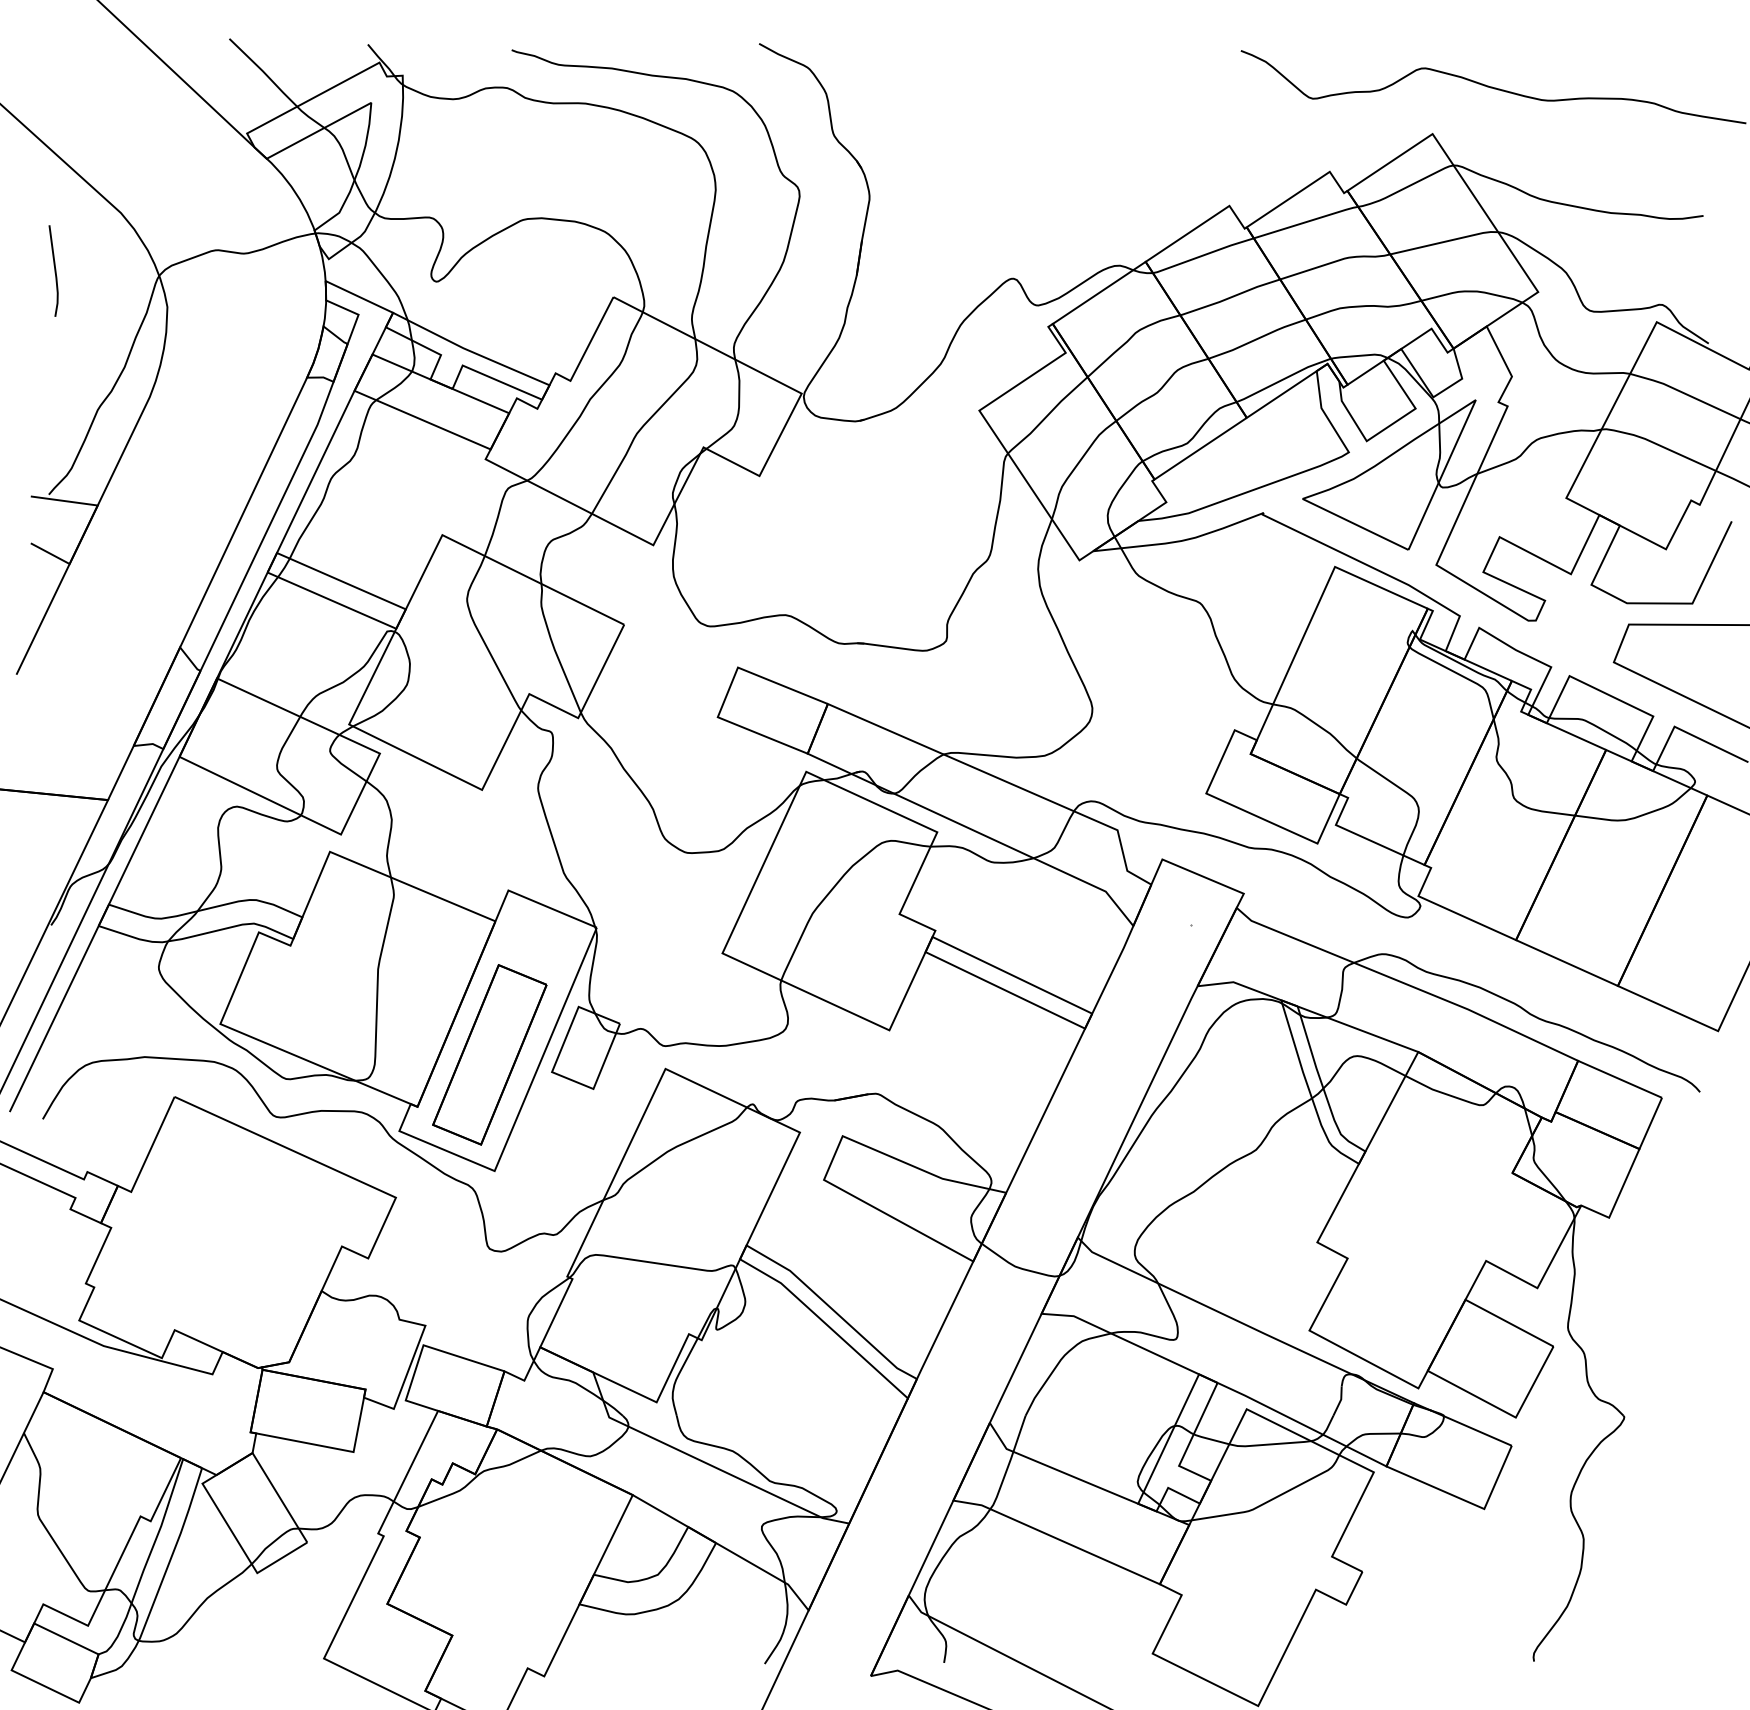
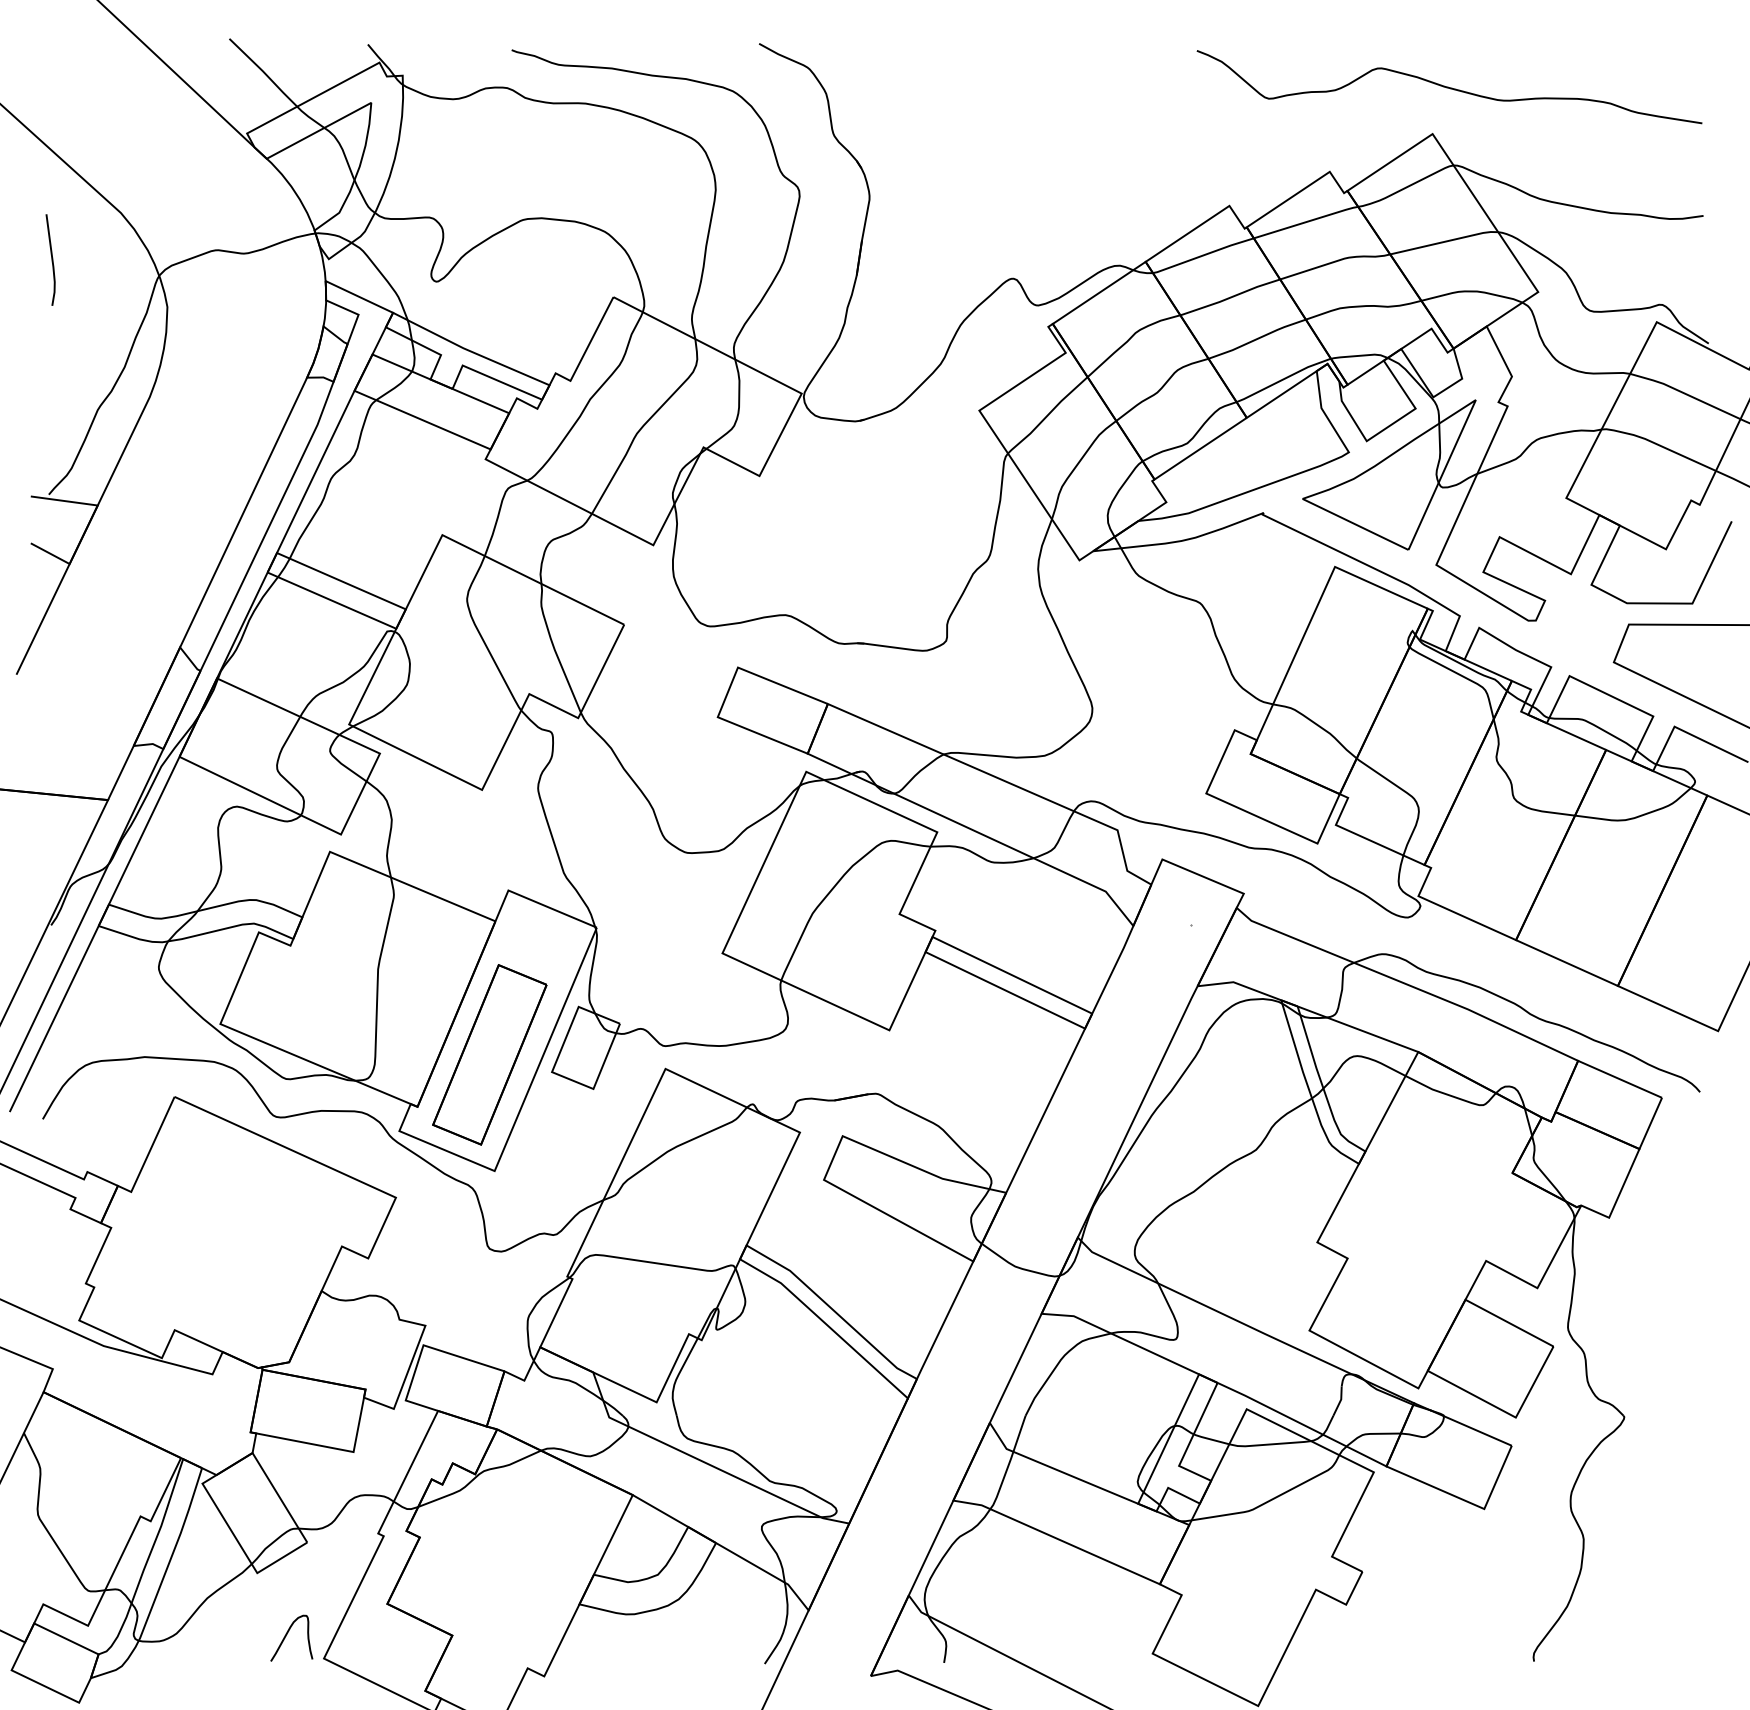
curve position: (1493, 87) -> (1449, 87) (1449, 87)
line position: (54, 270) -> (51, 259) (51, 259)
curve: none -> present (287, 1634)
